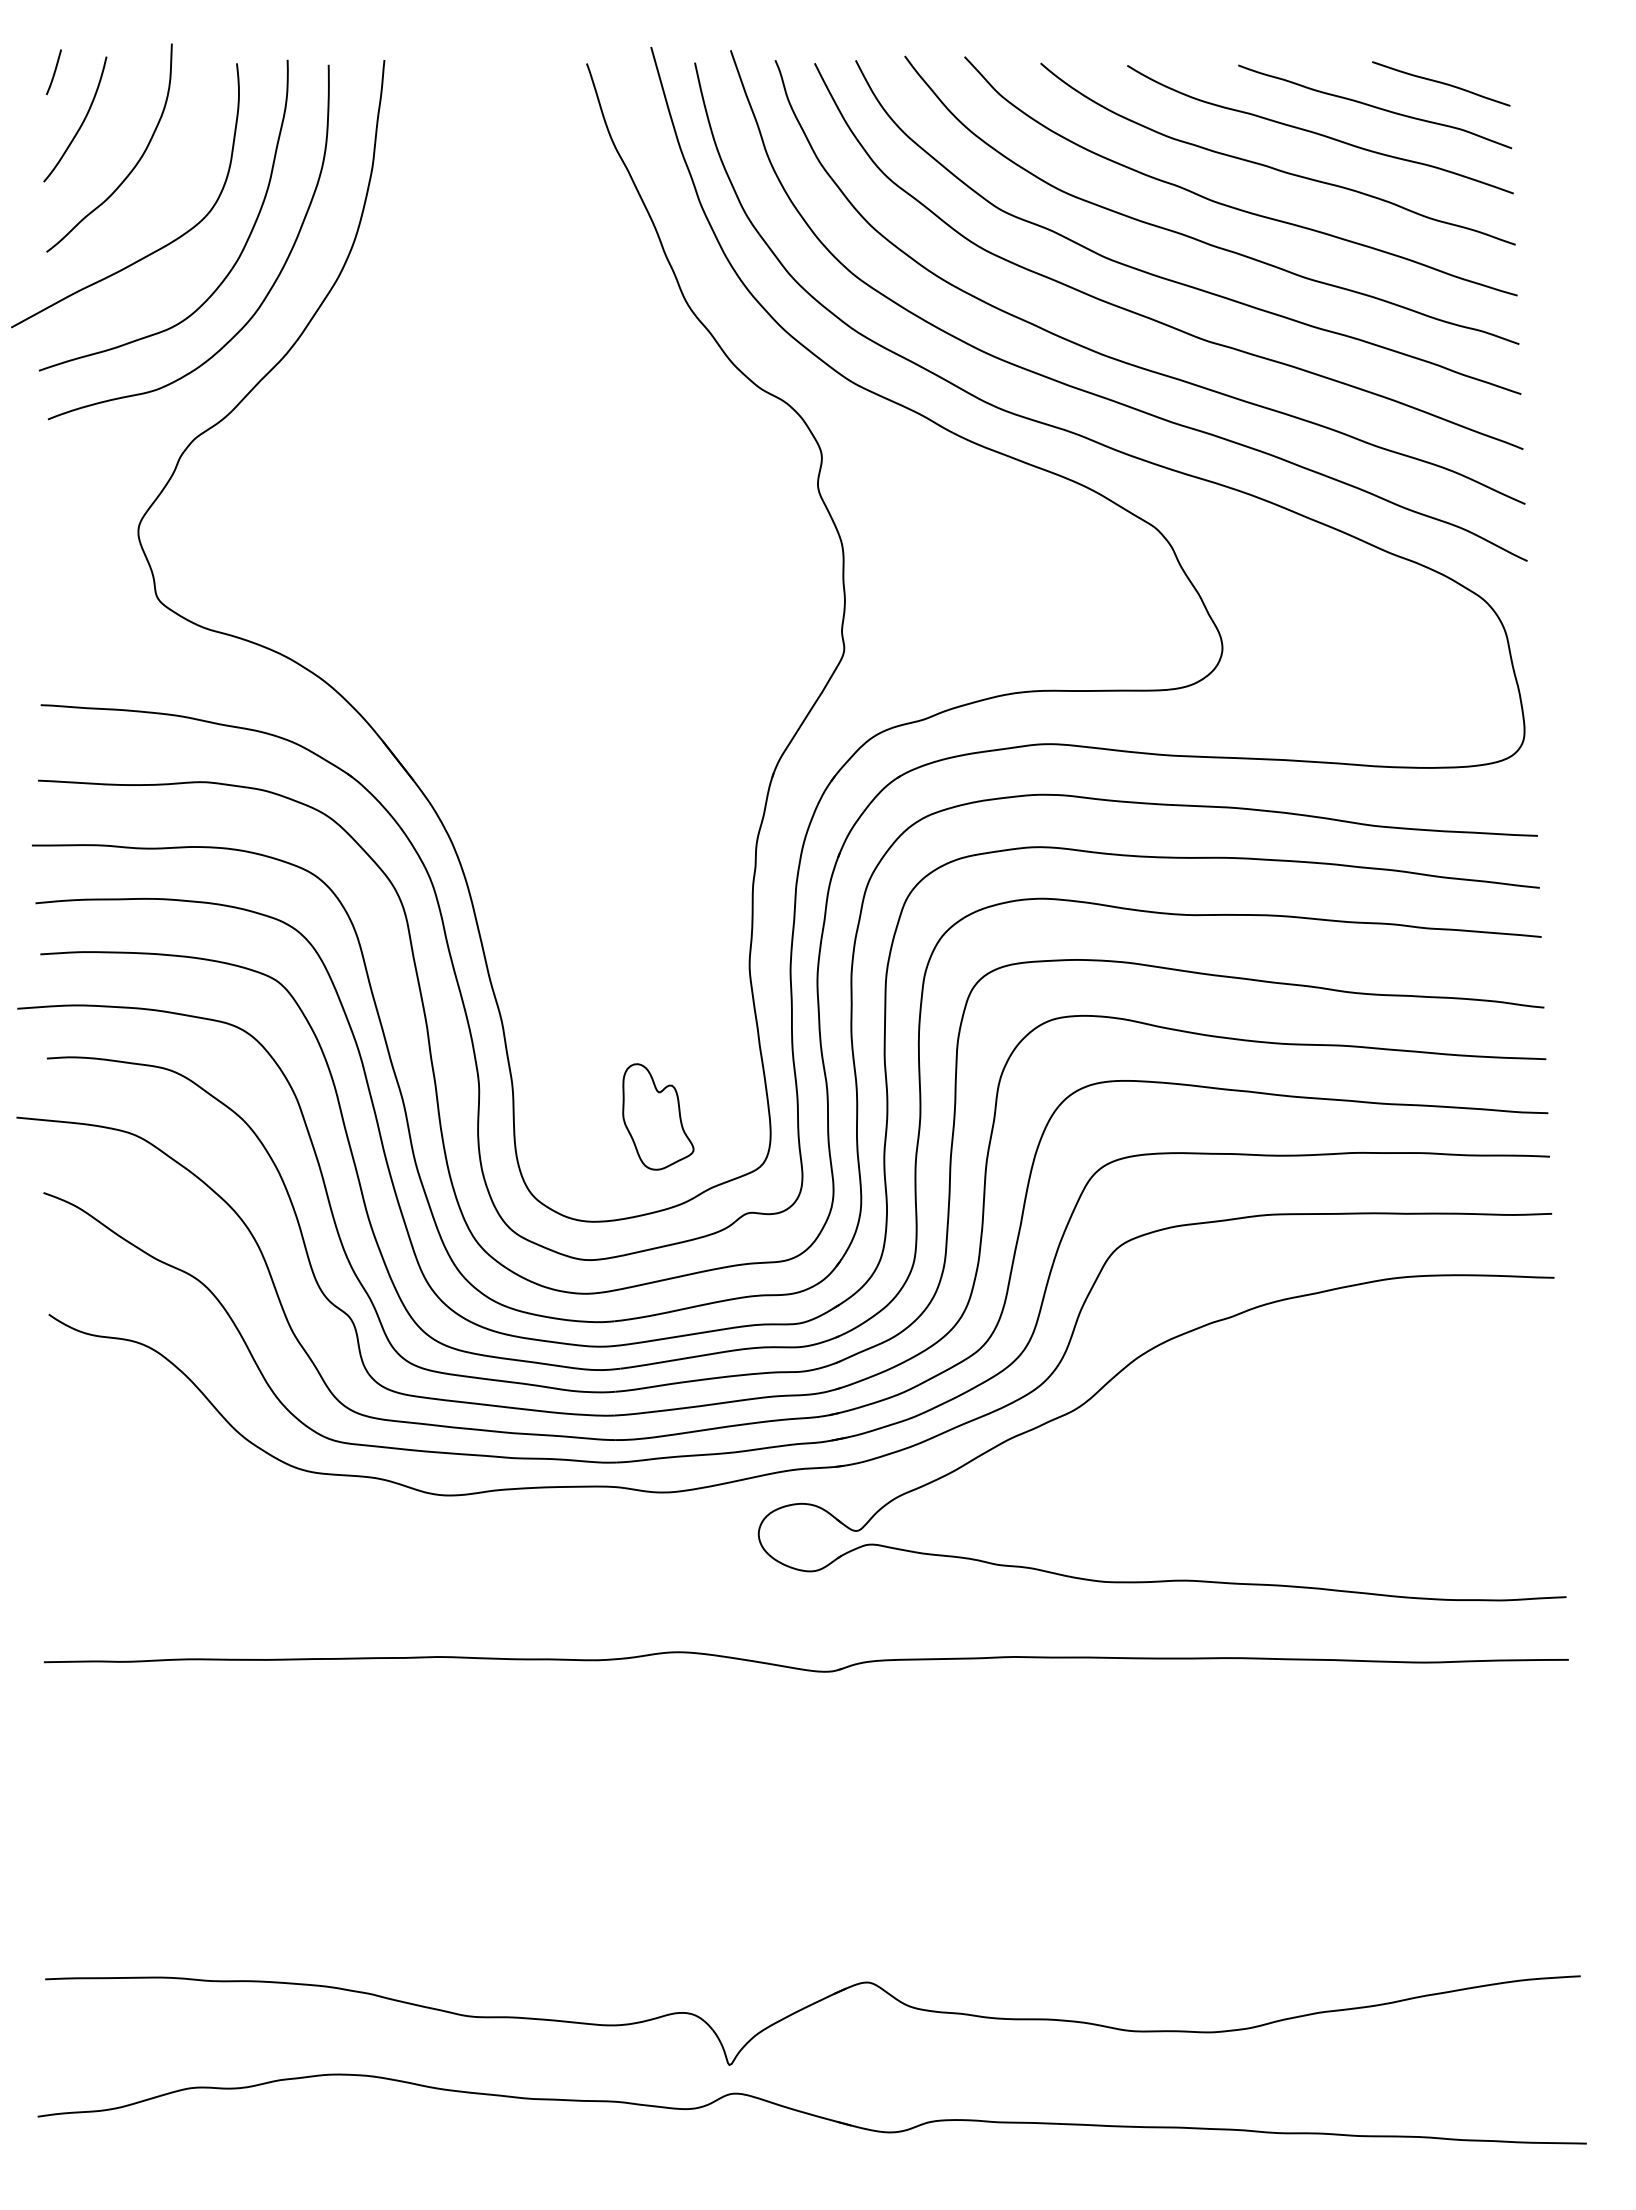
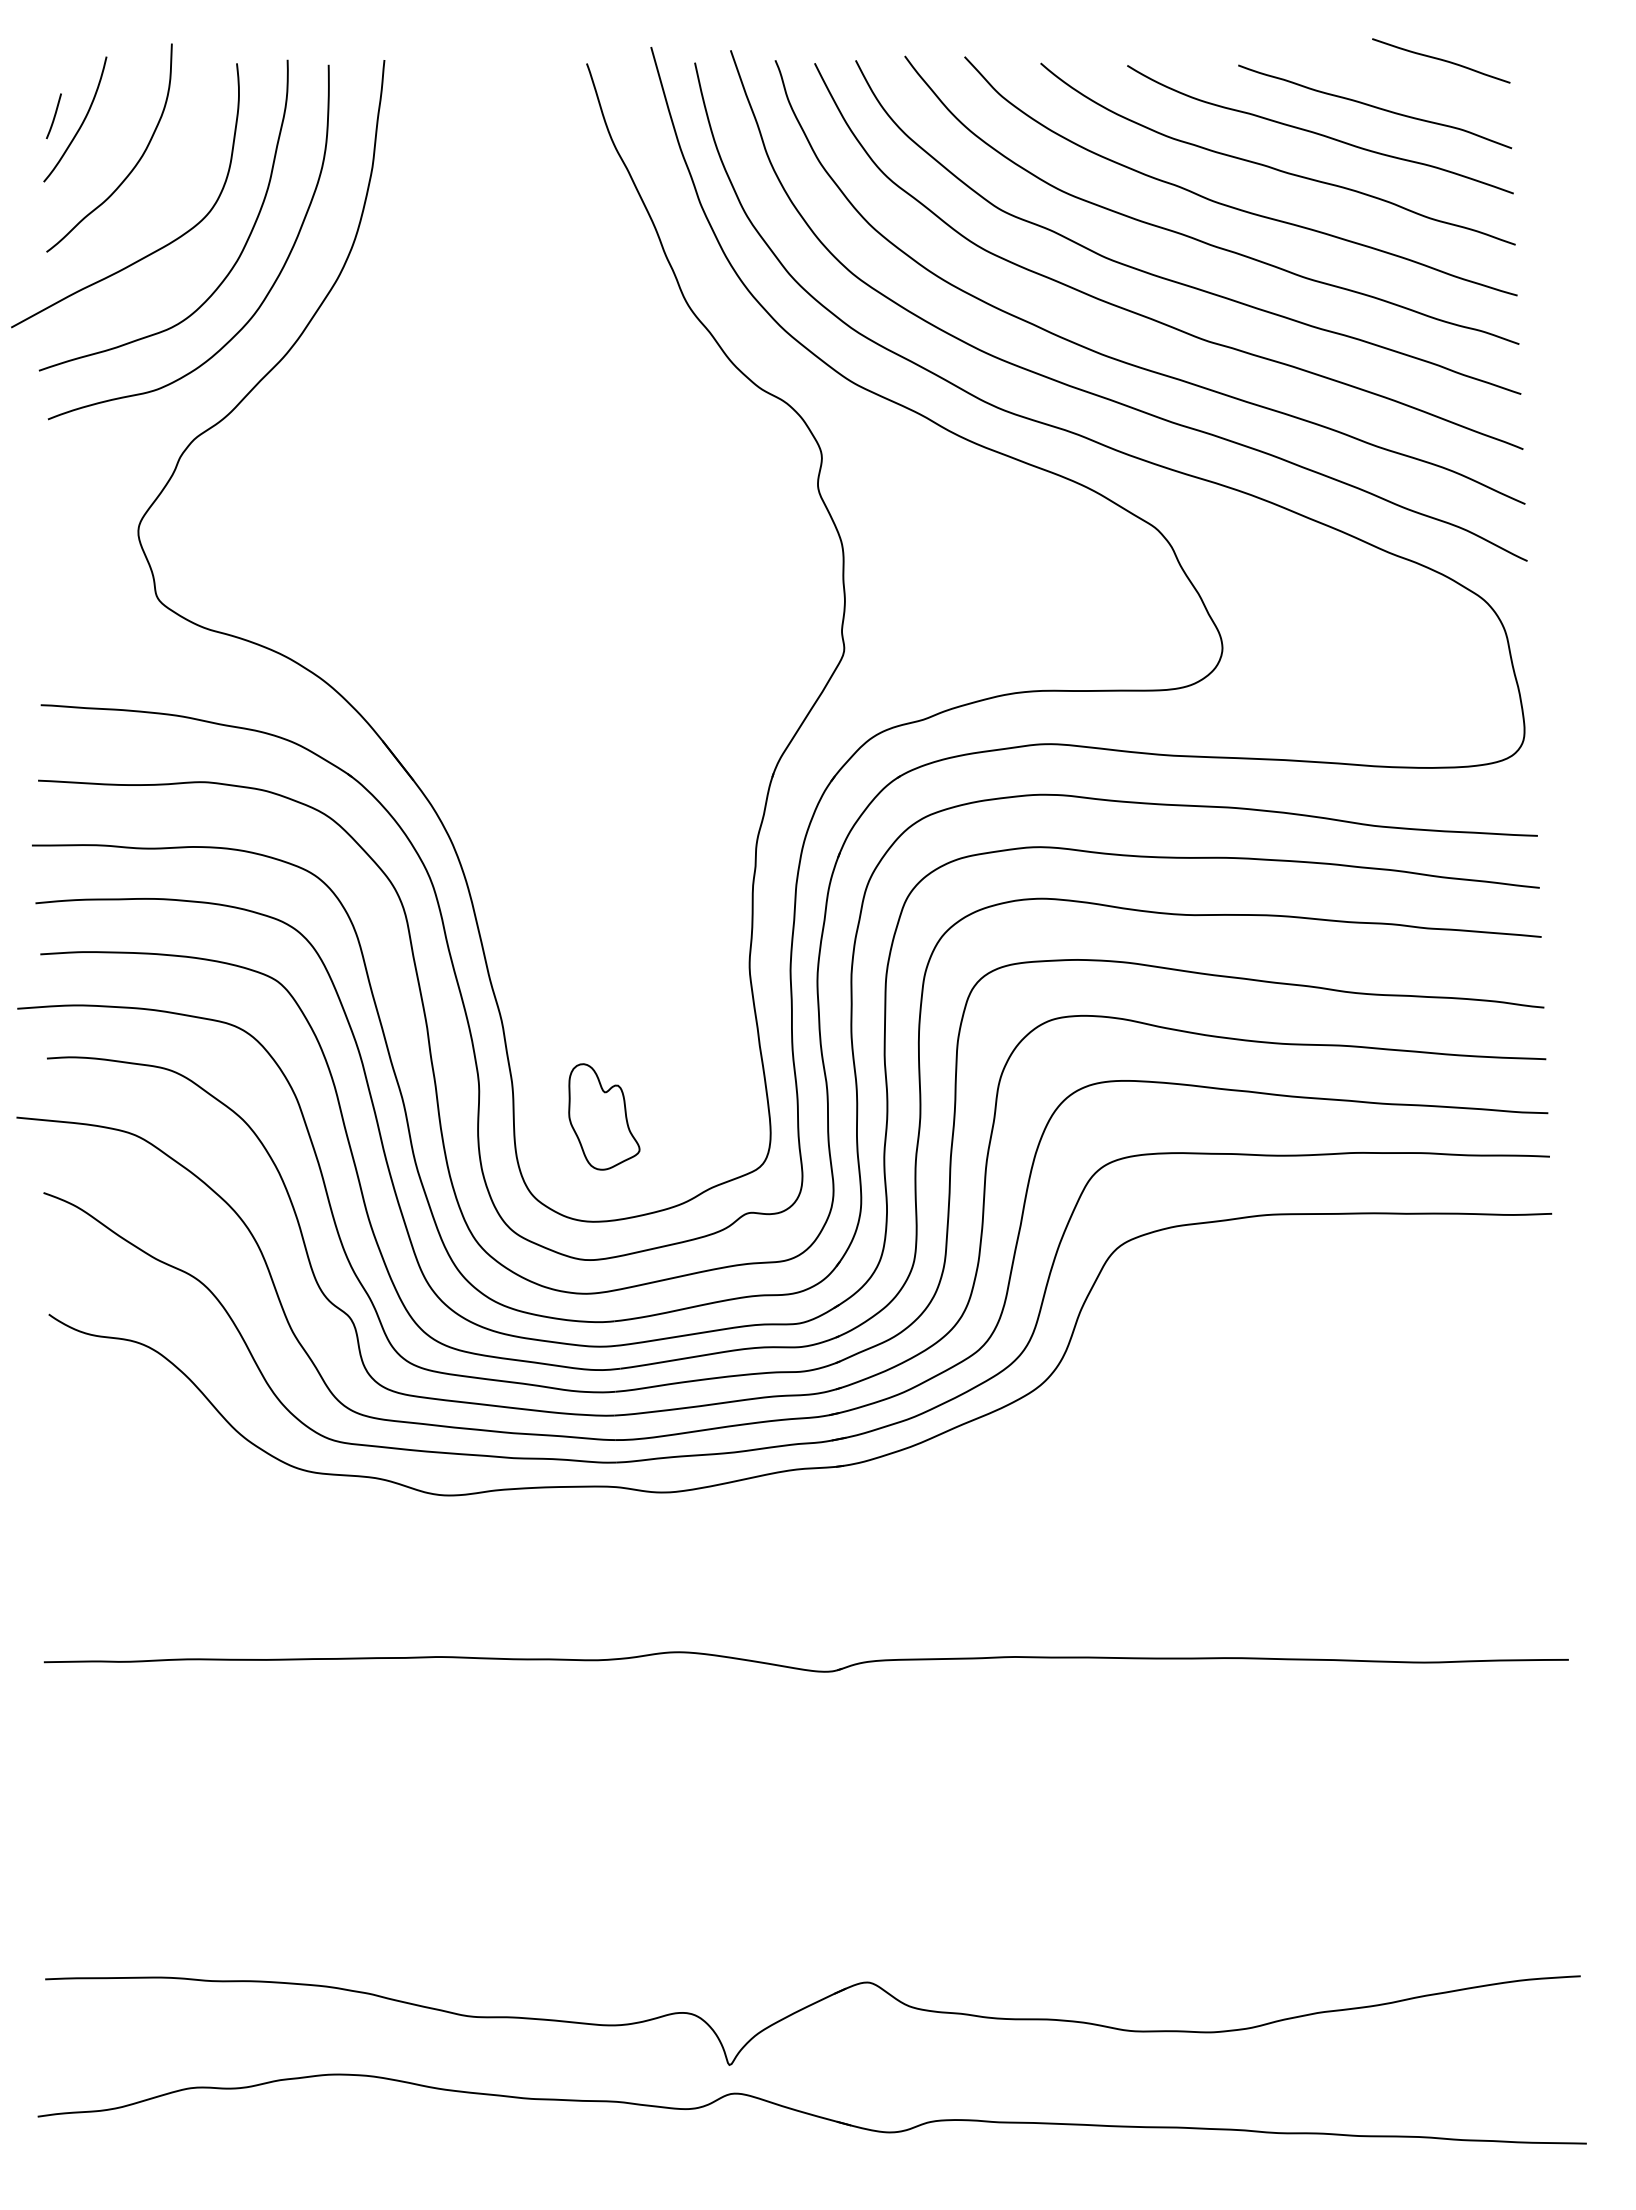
line position: (53, 72) -> (53, 116) (53, 116)
curve position: (1441, 83) -> (1441, 60) (1441, 60)
part position: (658, 1116) -> (604, 1116) (604, 1116)
part: present -> none (1114, 1378)
